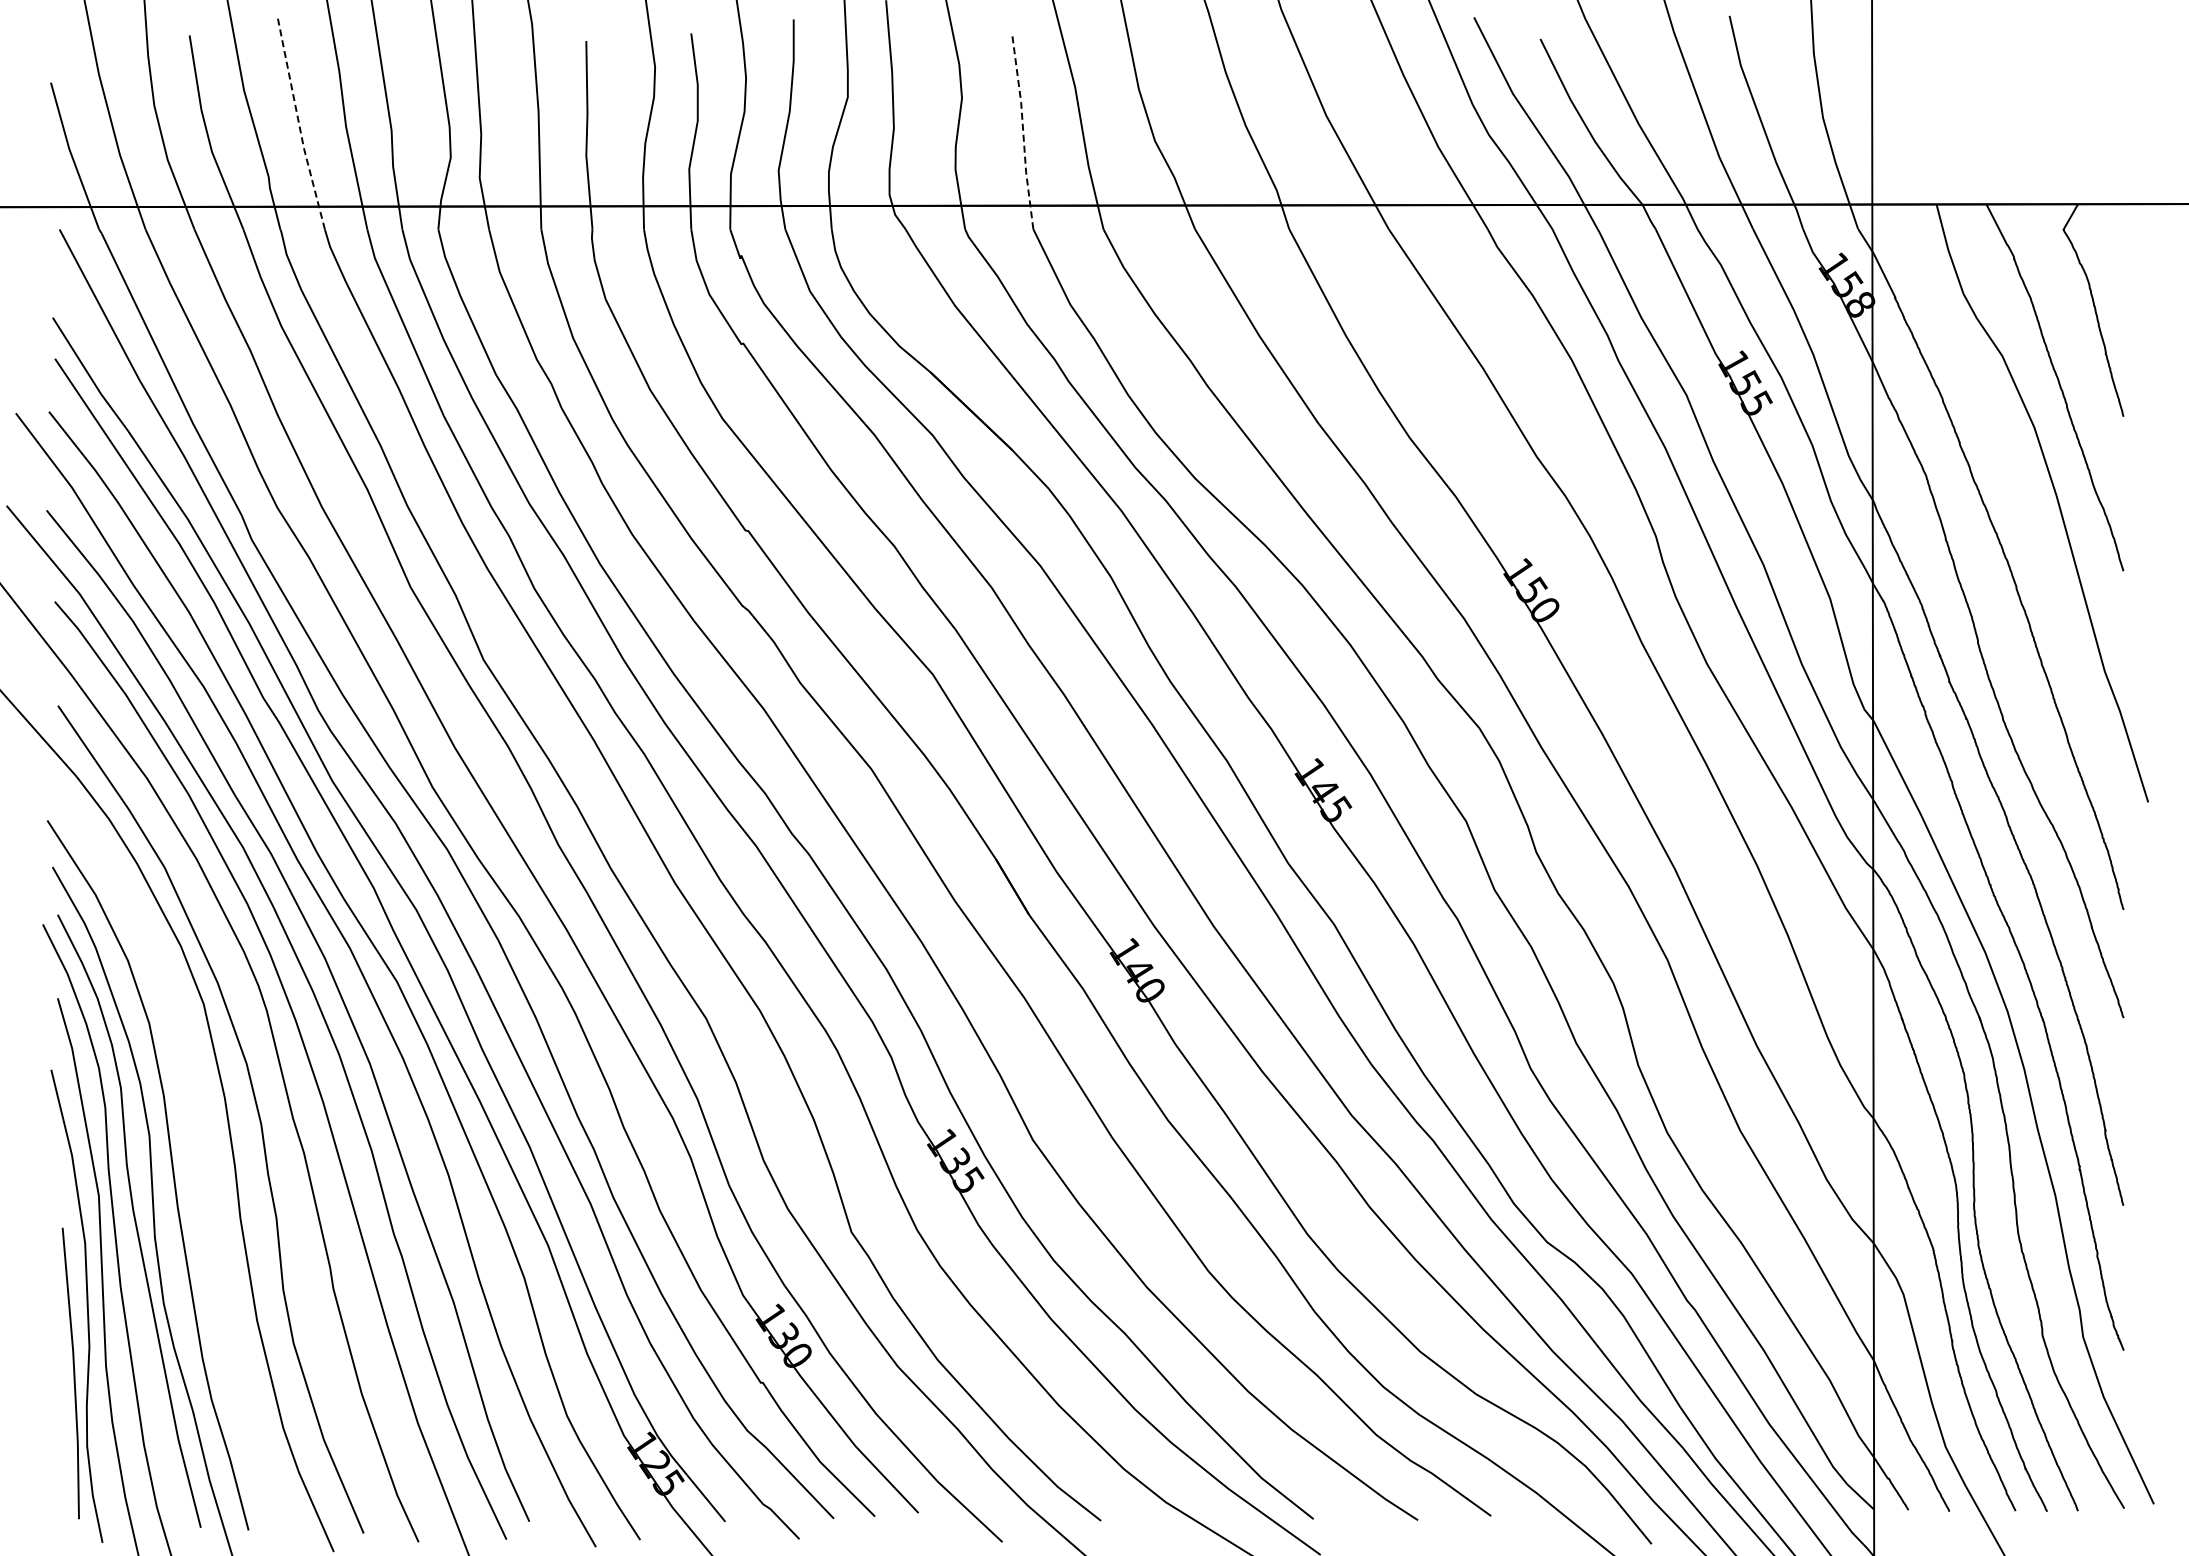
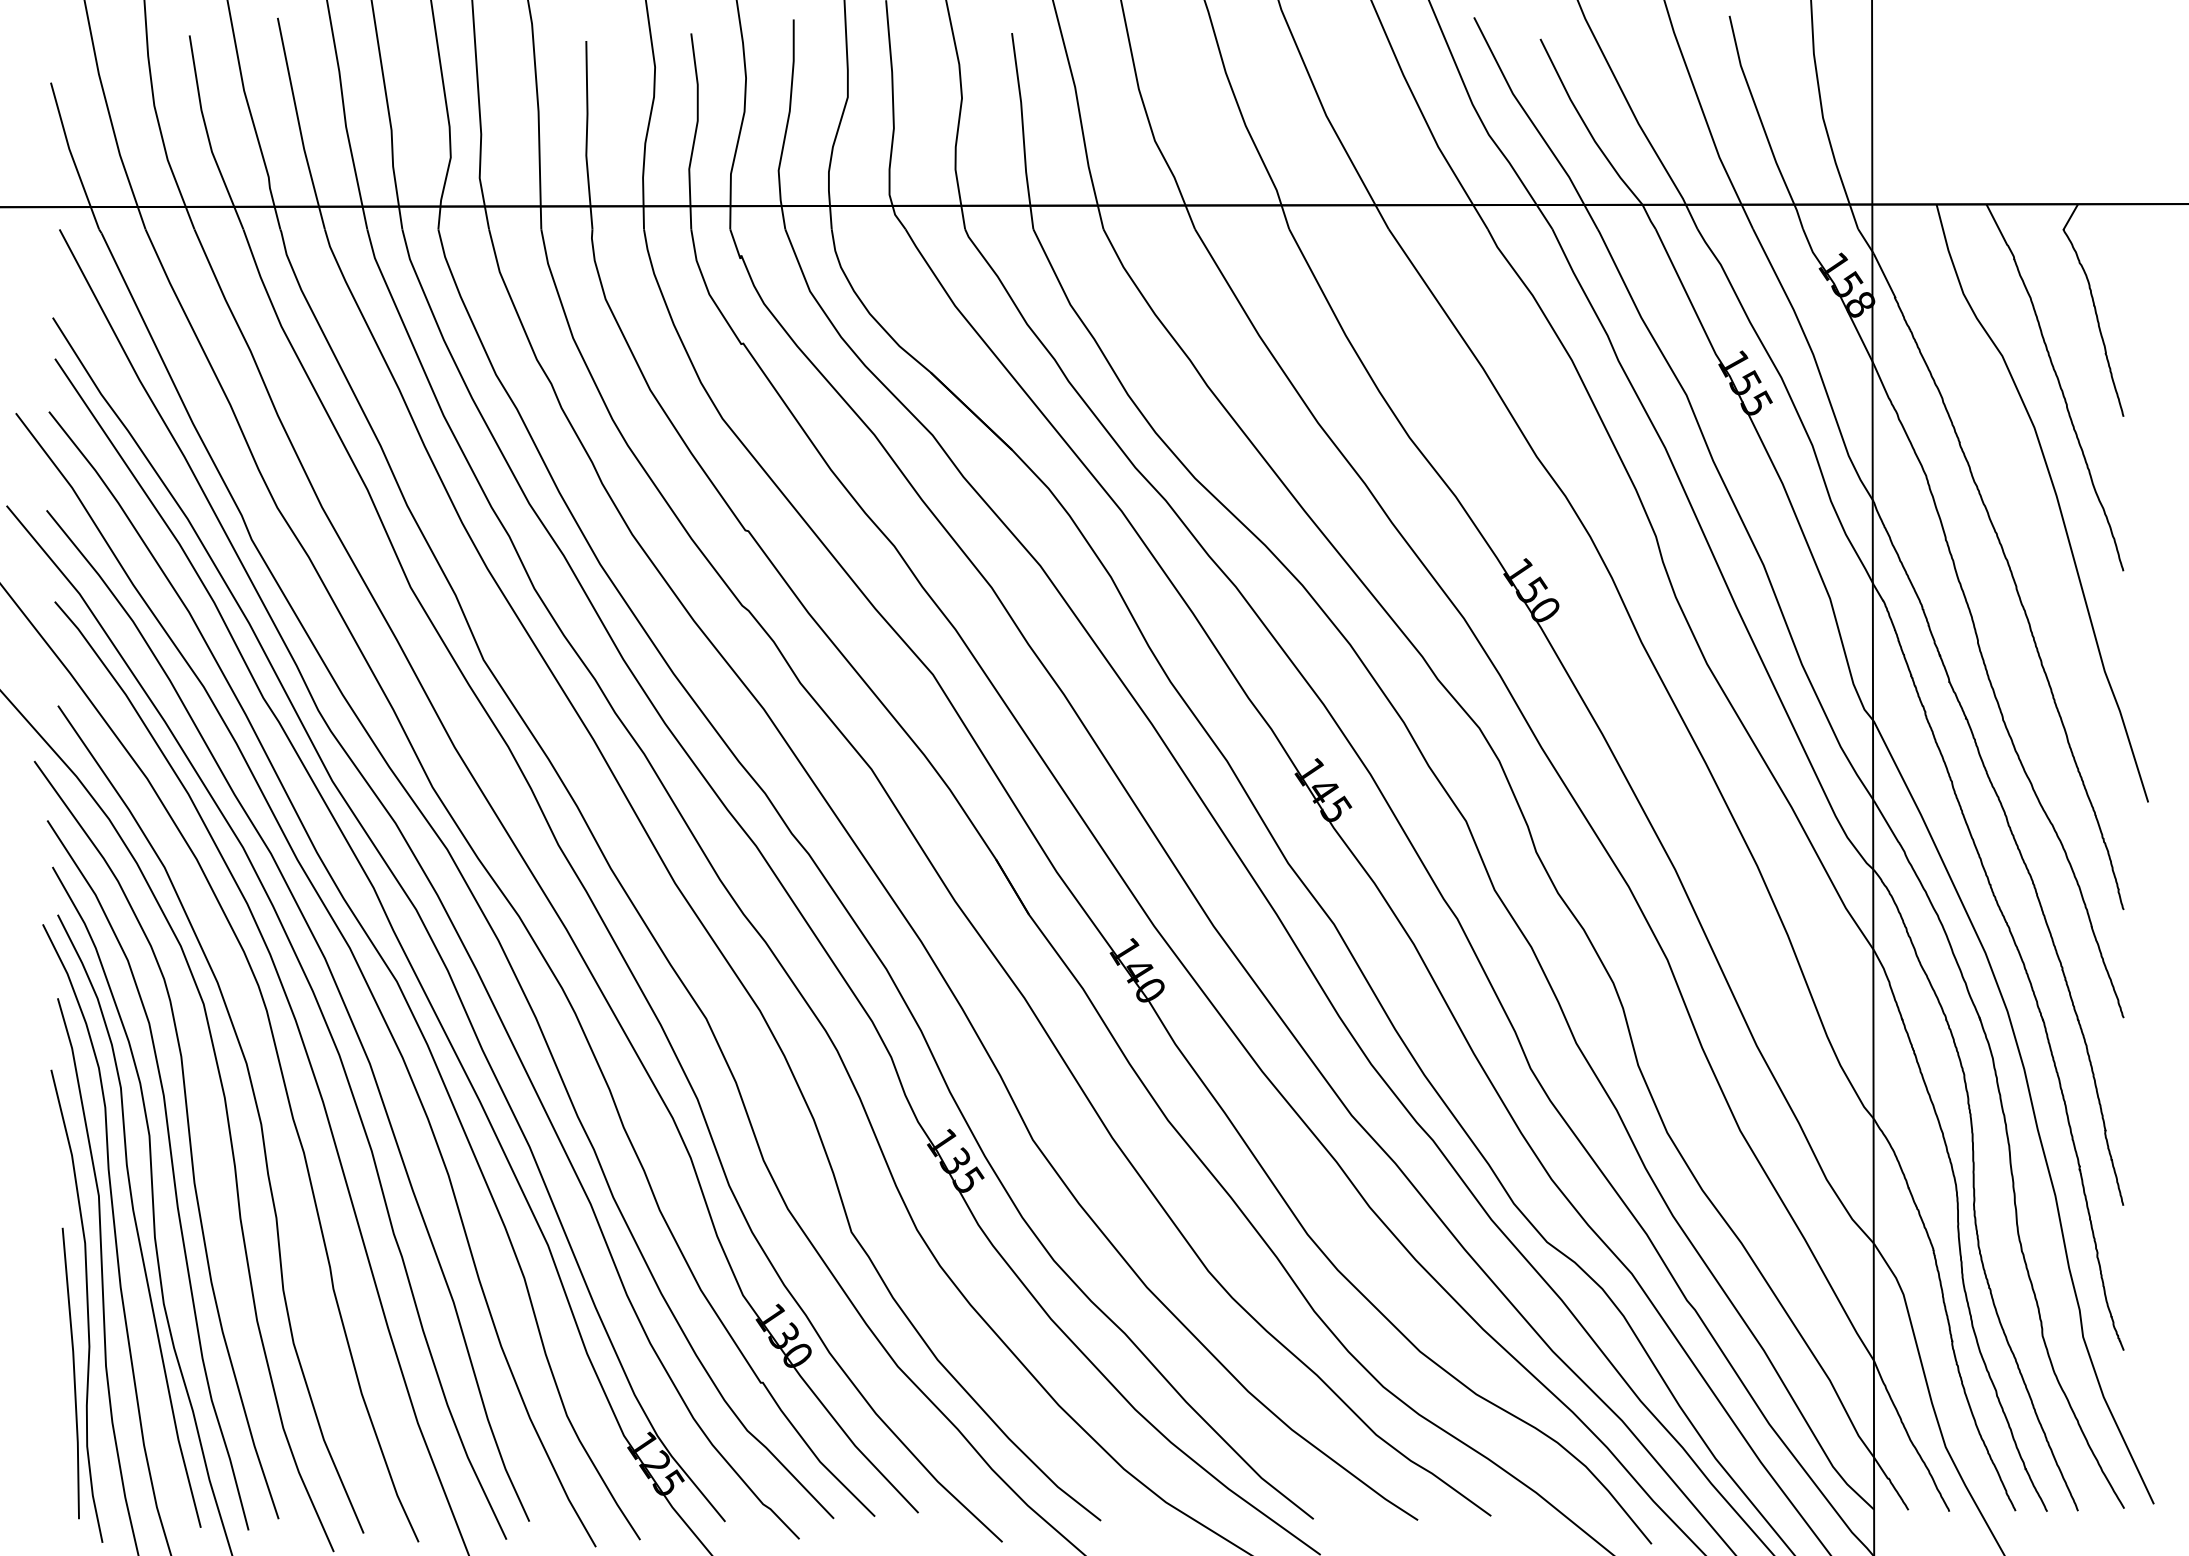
line: dashed -> solid (299, 124)
line: dashed -> solid (1023, 131)
curve: none -> present (188, 1137)
